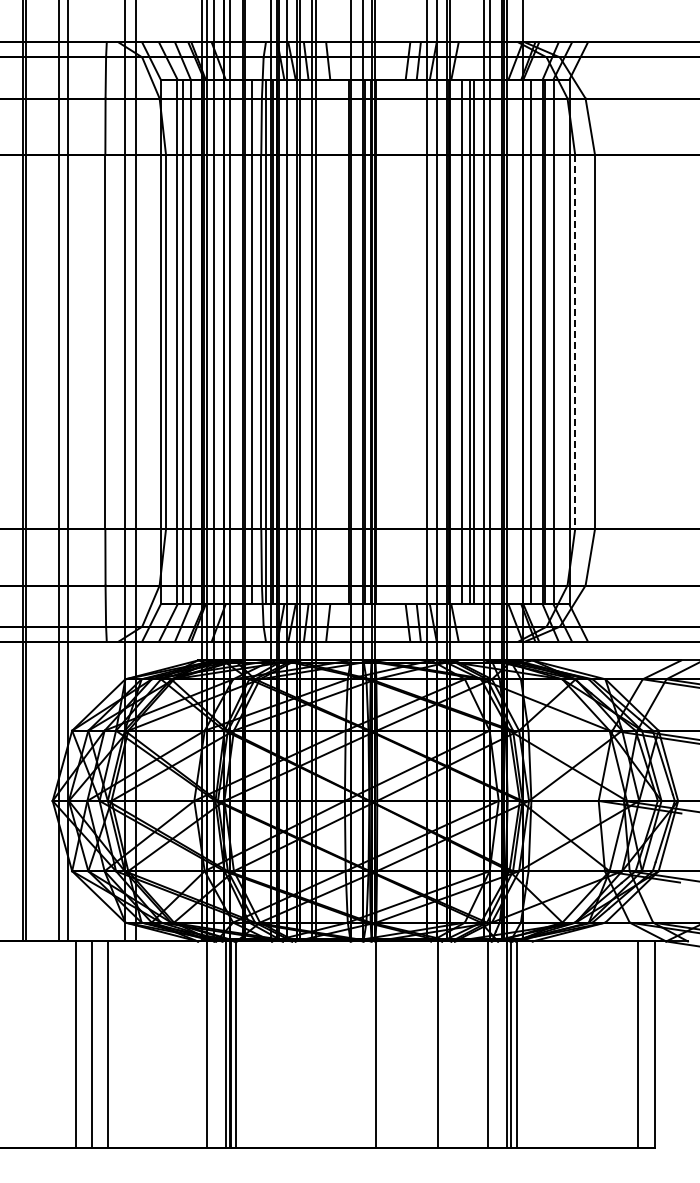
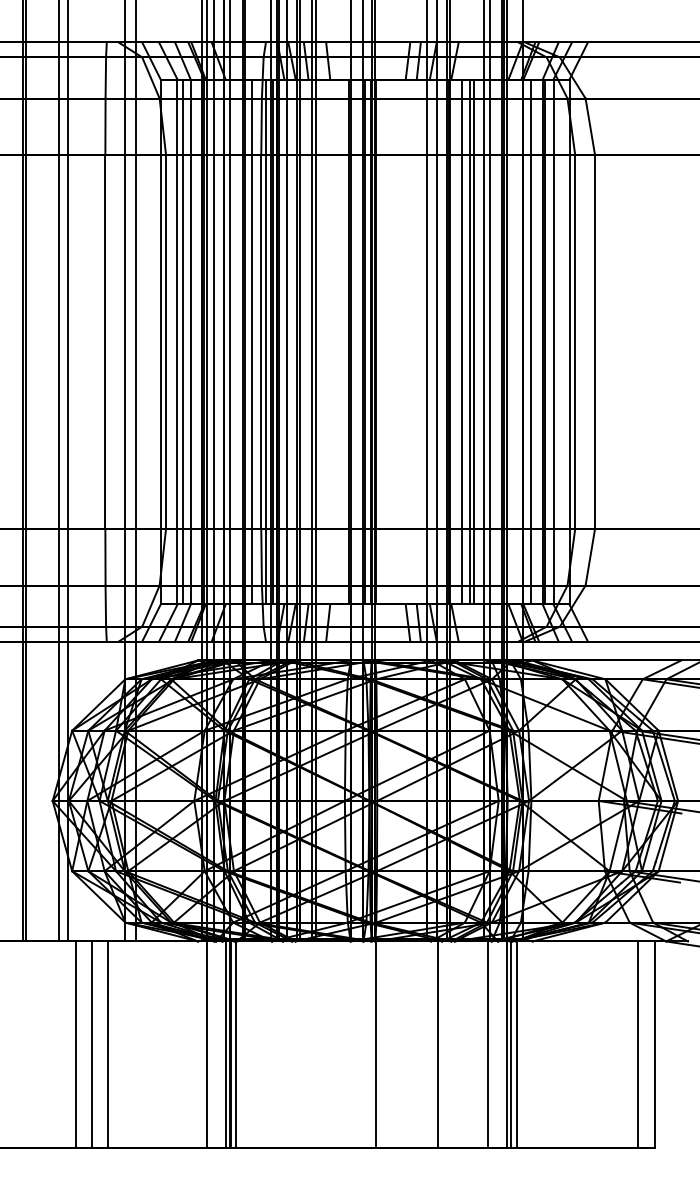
line: dashed -> solid (575, 342)
